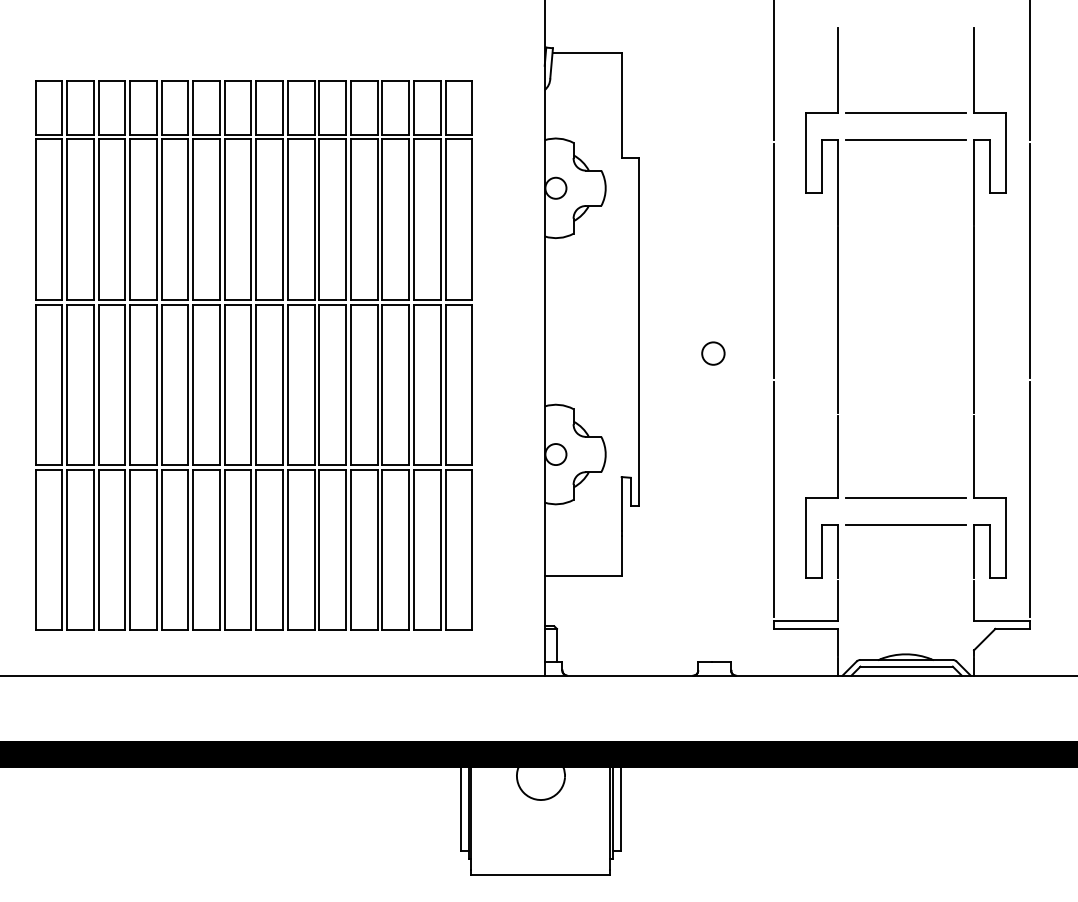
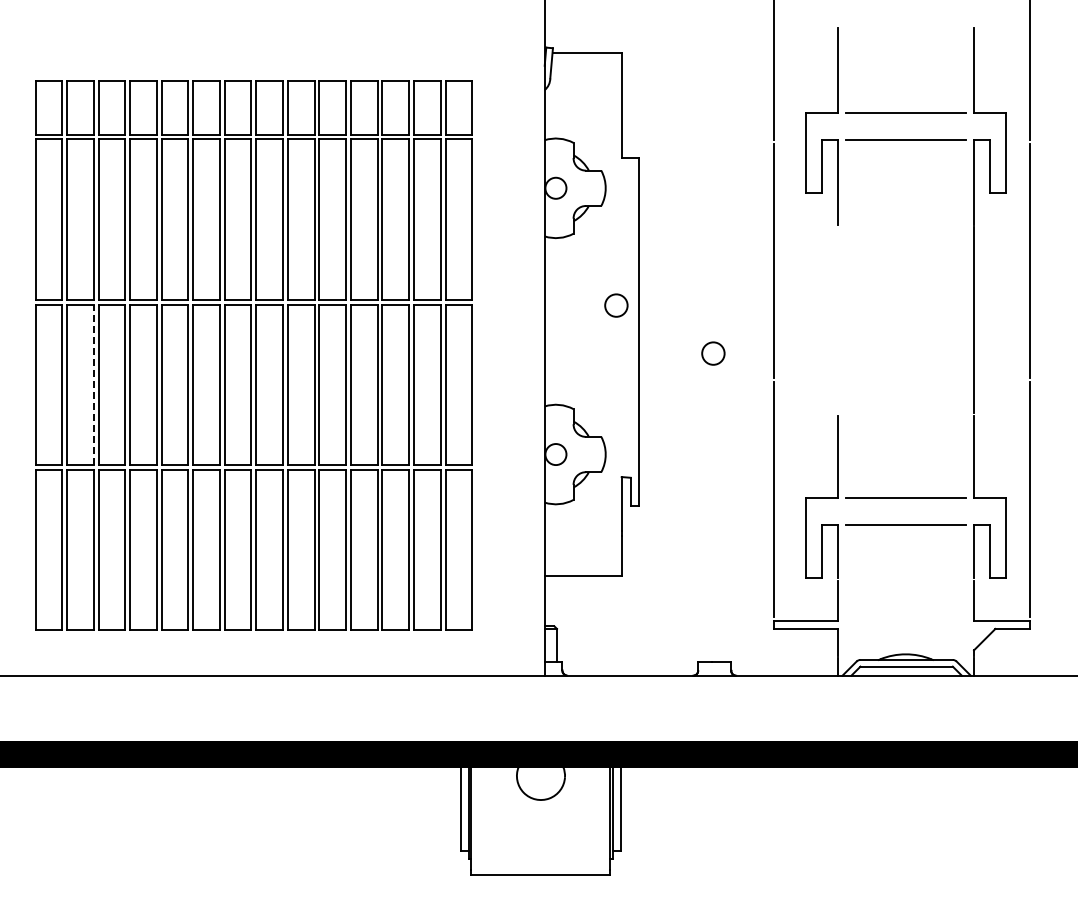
circle: none -> present (616, 305)
line: present -> none (837, 320)
line: solid -> dashed (93, 384)
